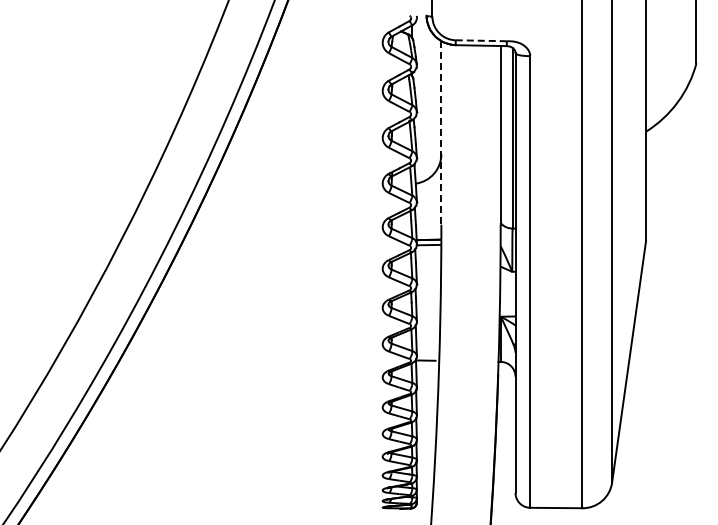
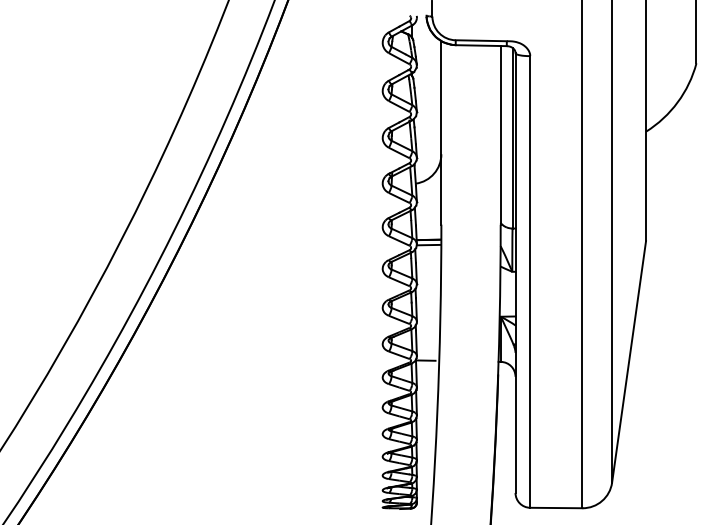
line: dashed -> solid (481, 40)
line: dashed -> solid (441, 132)
